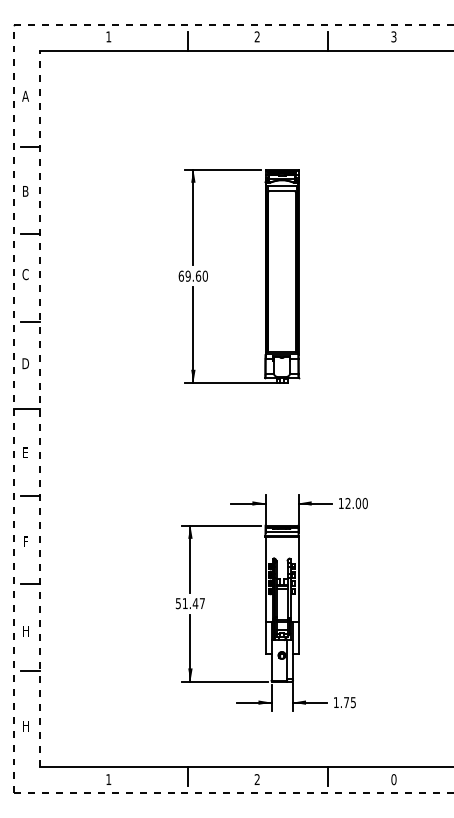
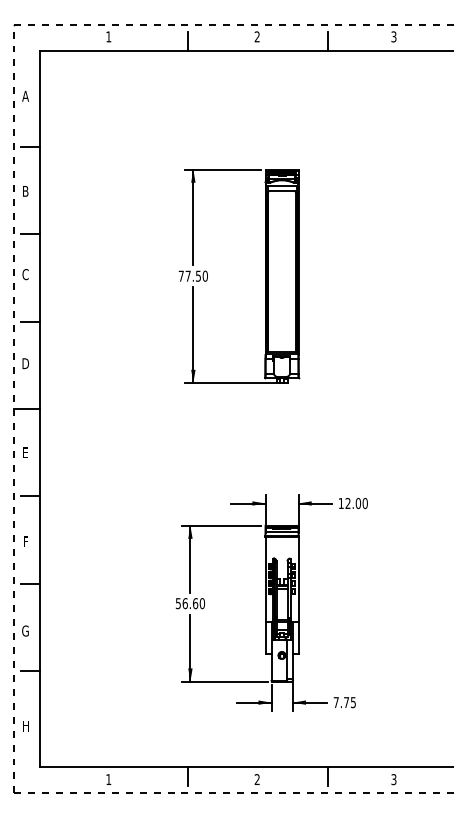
text: 69.60 -> 77.50 (189, 275)
line: dashed -> solid (39, 408)
text: 51.47 -> 56.60 (193, 603)
text: H -> G (25, 630)
text: 1.75 -> 7.75 (335, 702)
text: 0 -> 3 (393, 779)
